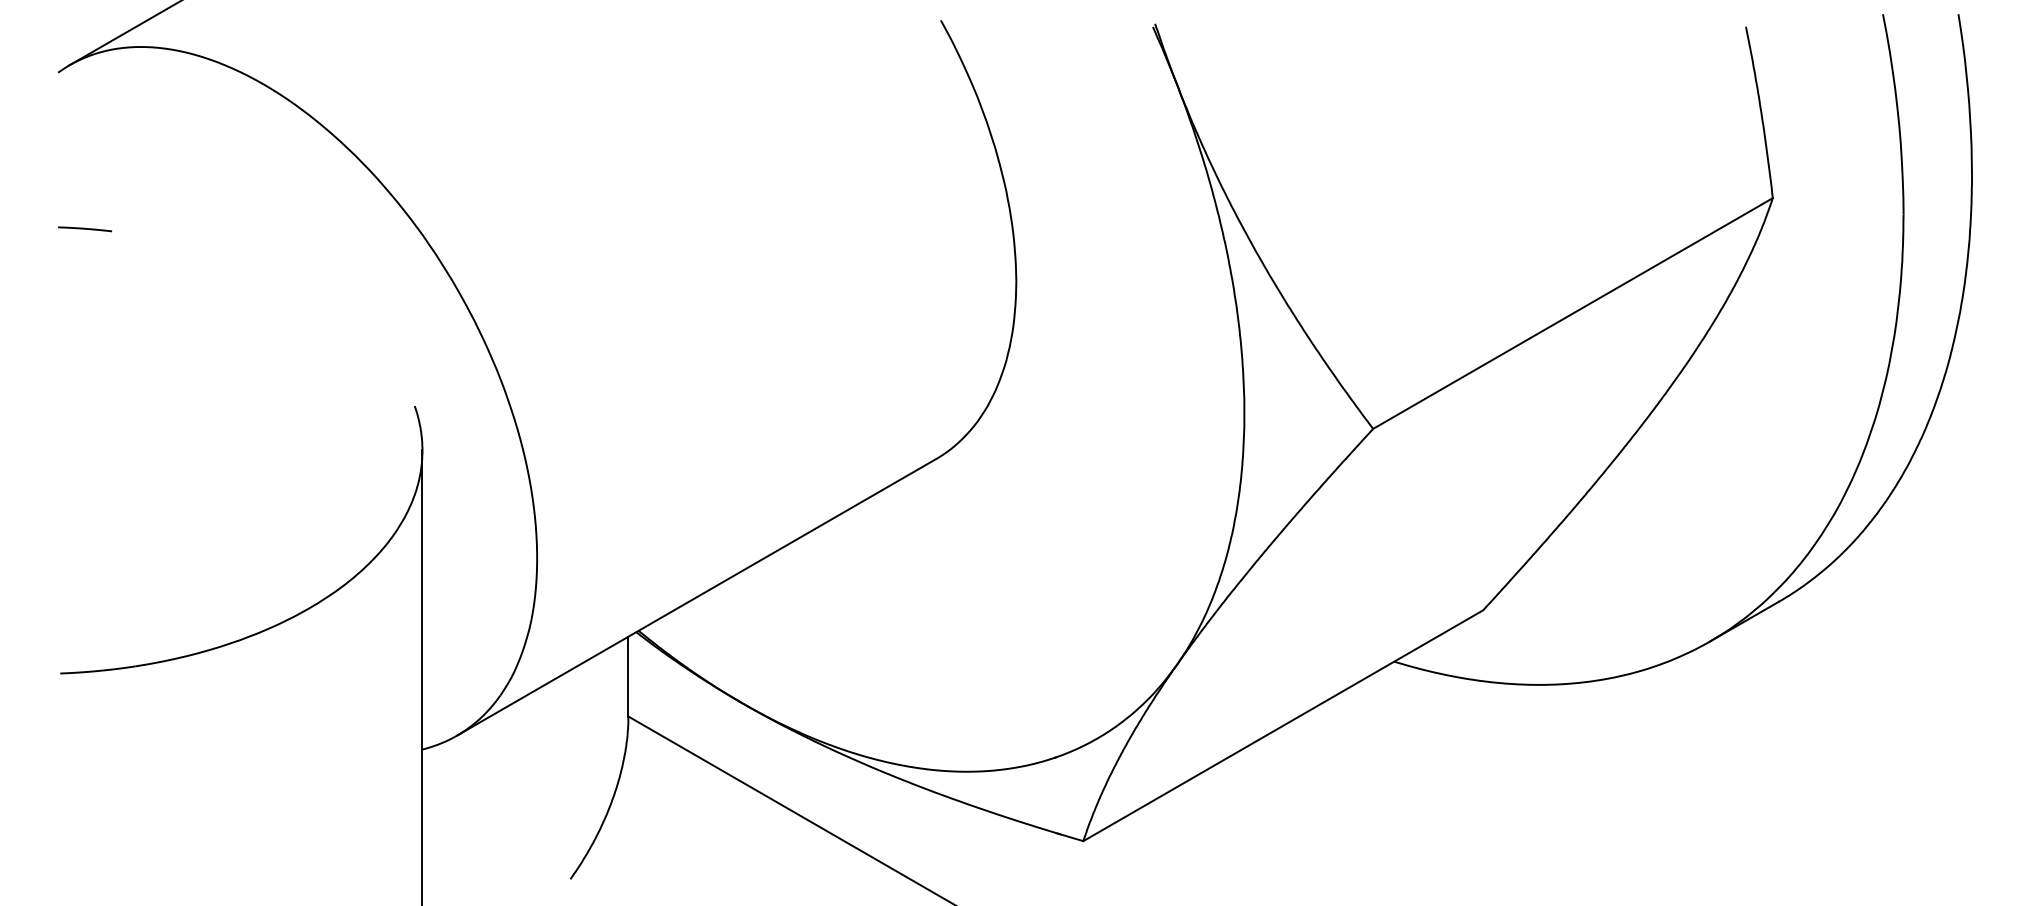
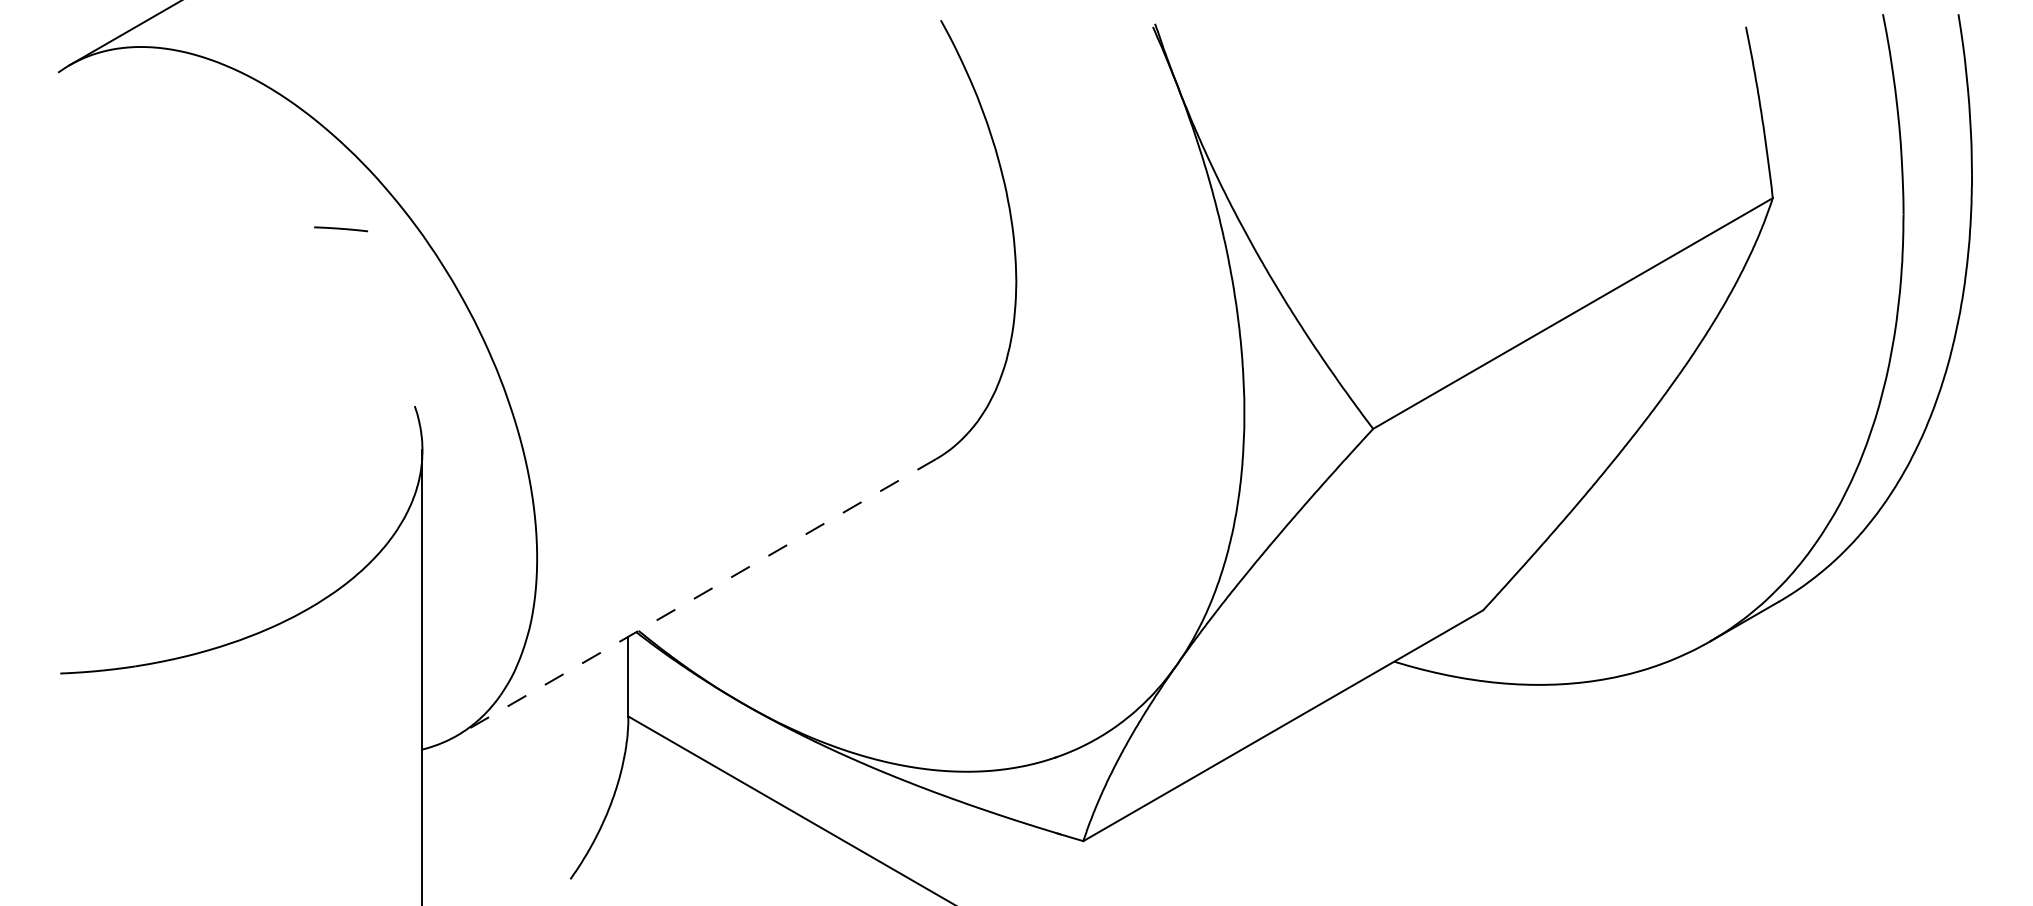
line position: (84, 229) -> (340, 229) (340, 229)
line: solid -> dashed (696, 597)
